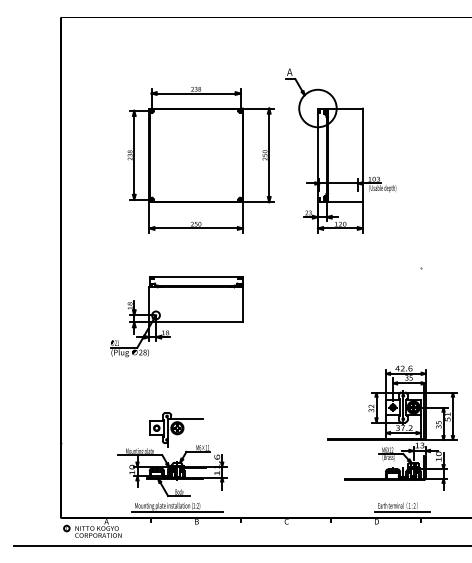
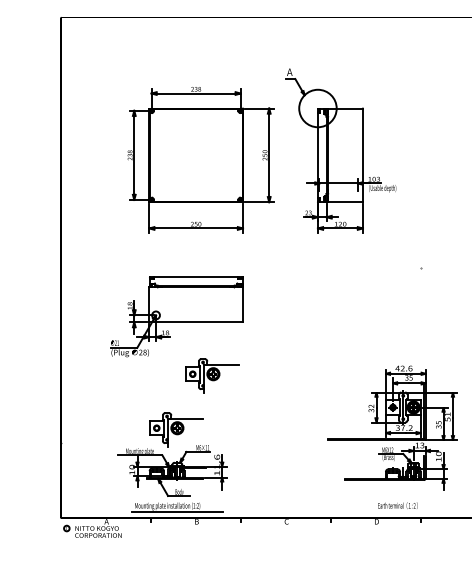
part: none -> present (212, 375)
line: present -> none (401, 512)
line: present -> none (241, 546)
